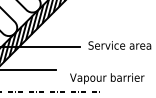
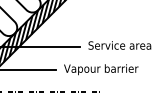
text position: (107, 78) -> (101, 69) (101, 69)
